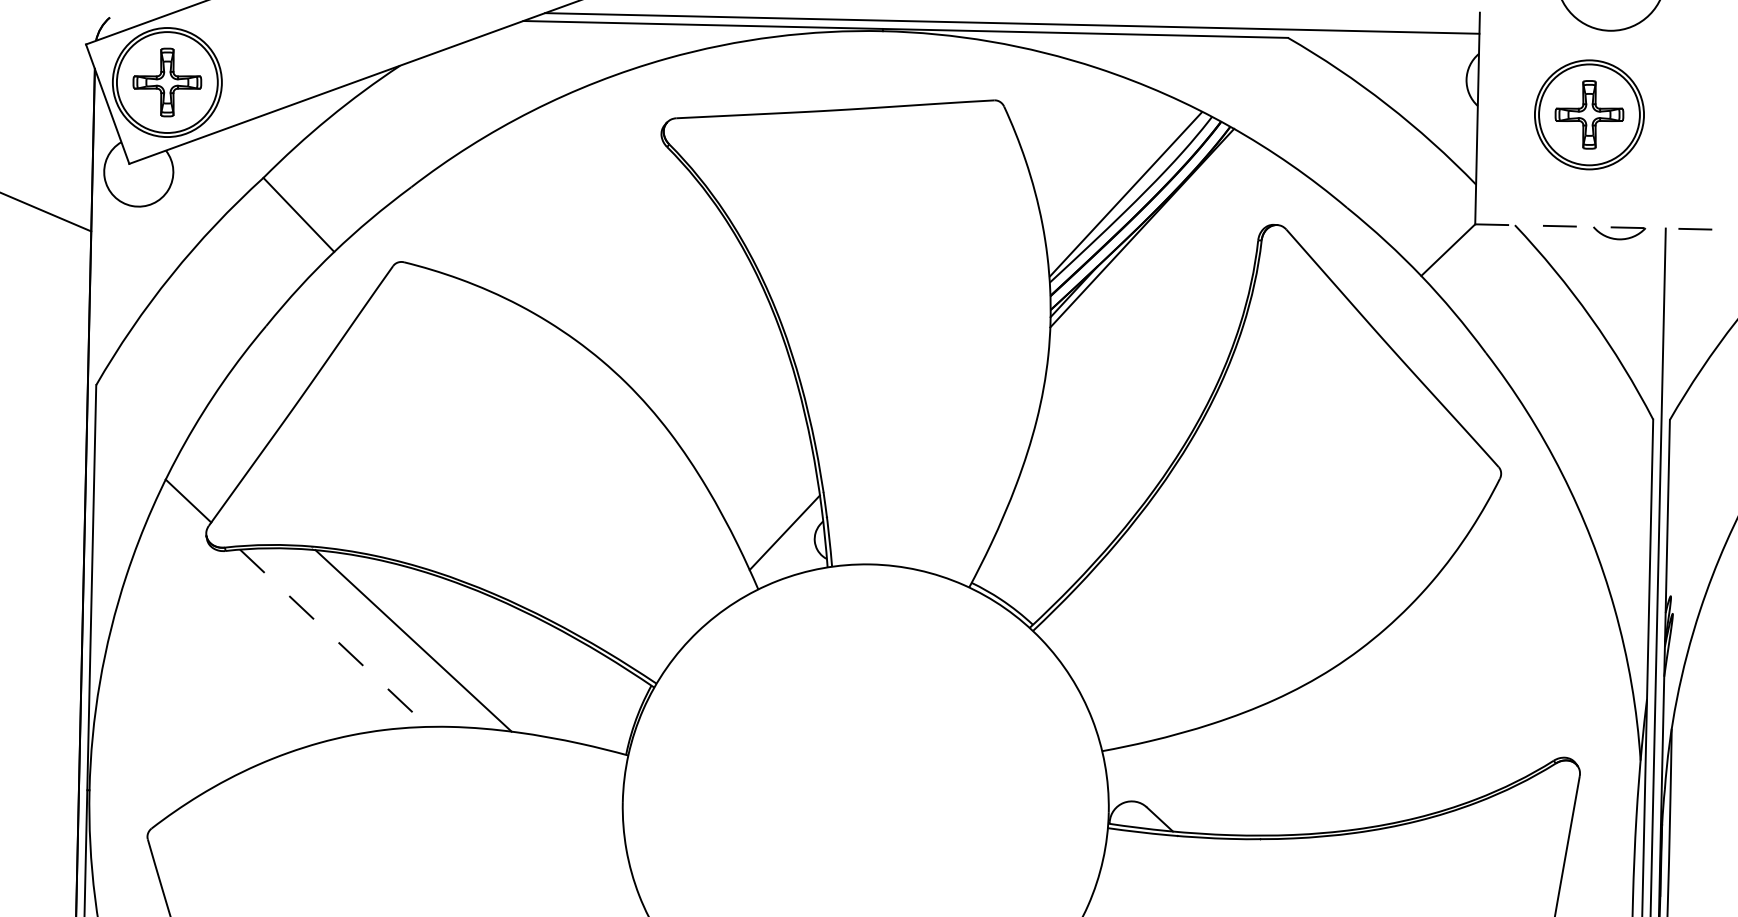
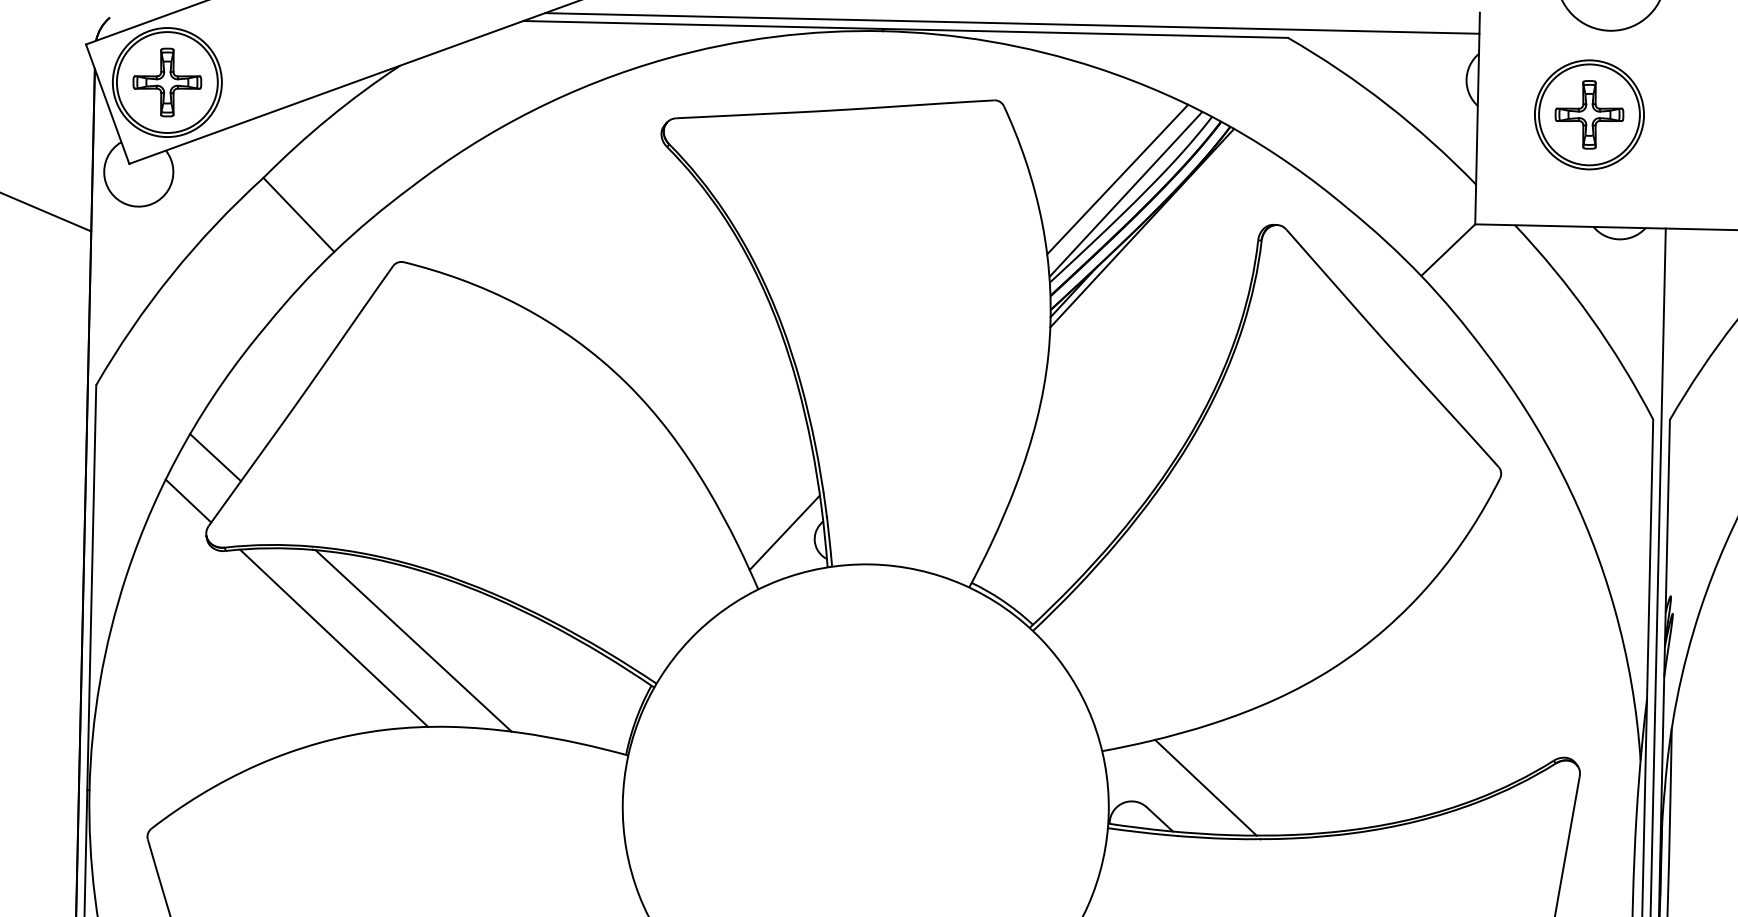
line: none -> present (1117, 179)
line: dashed -> solid (1606, 227)
line: none -> present (215, 457)
line: dashed -> solid (334, 638)
line: none -> present (1205, 787)
